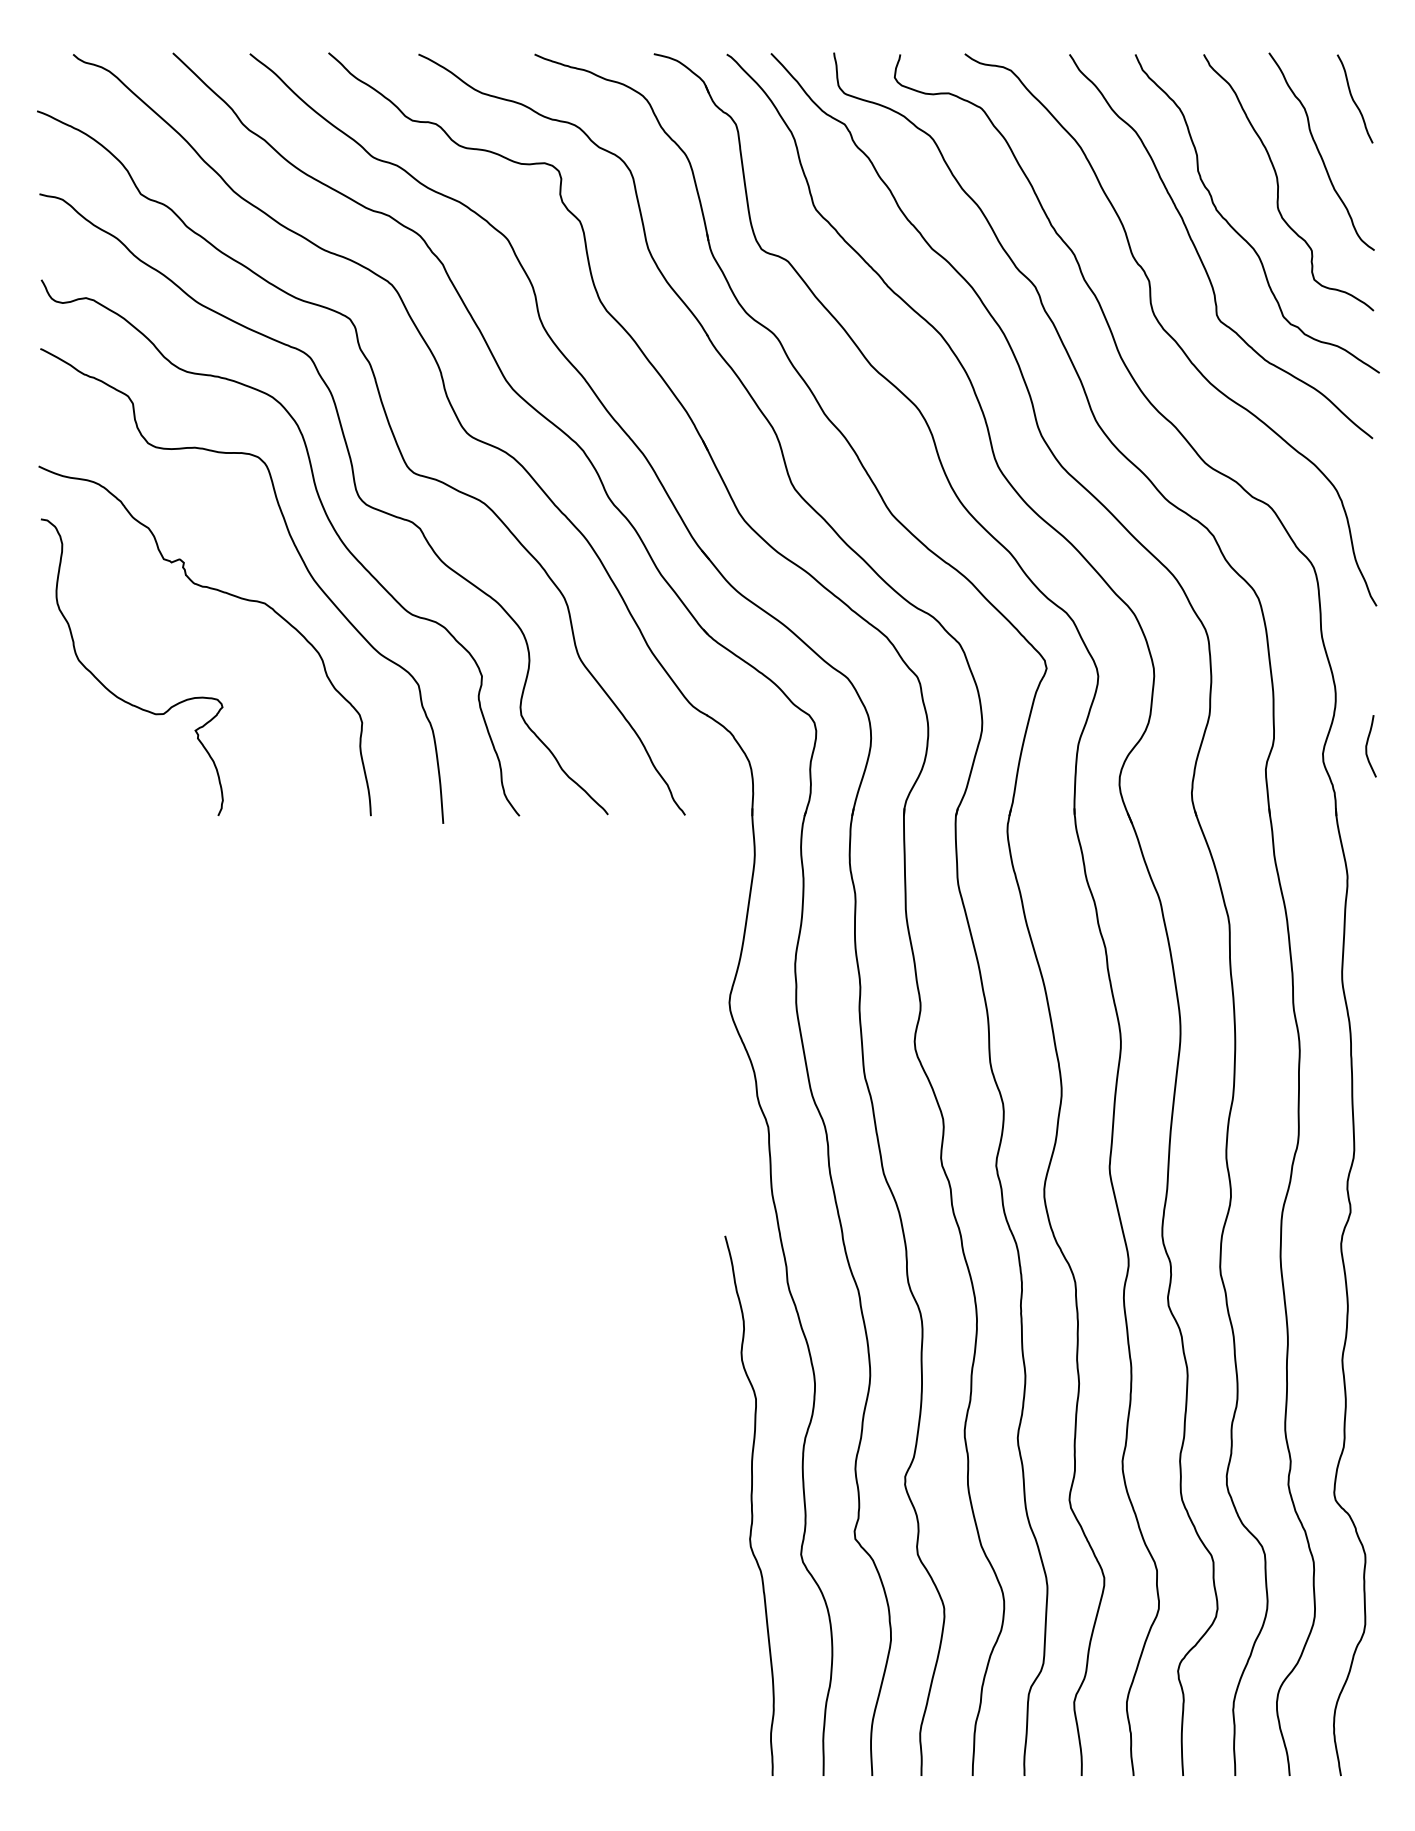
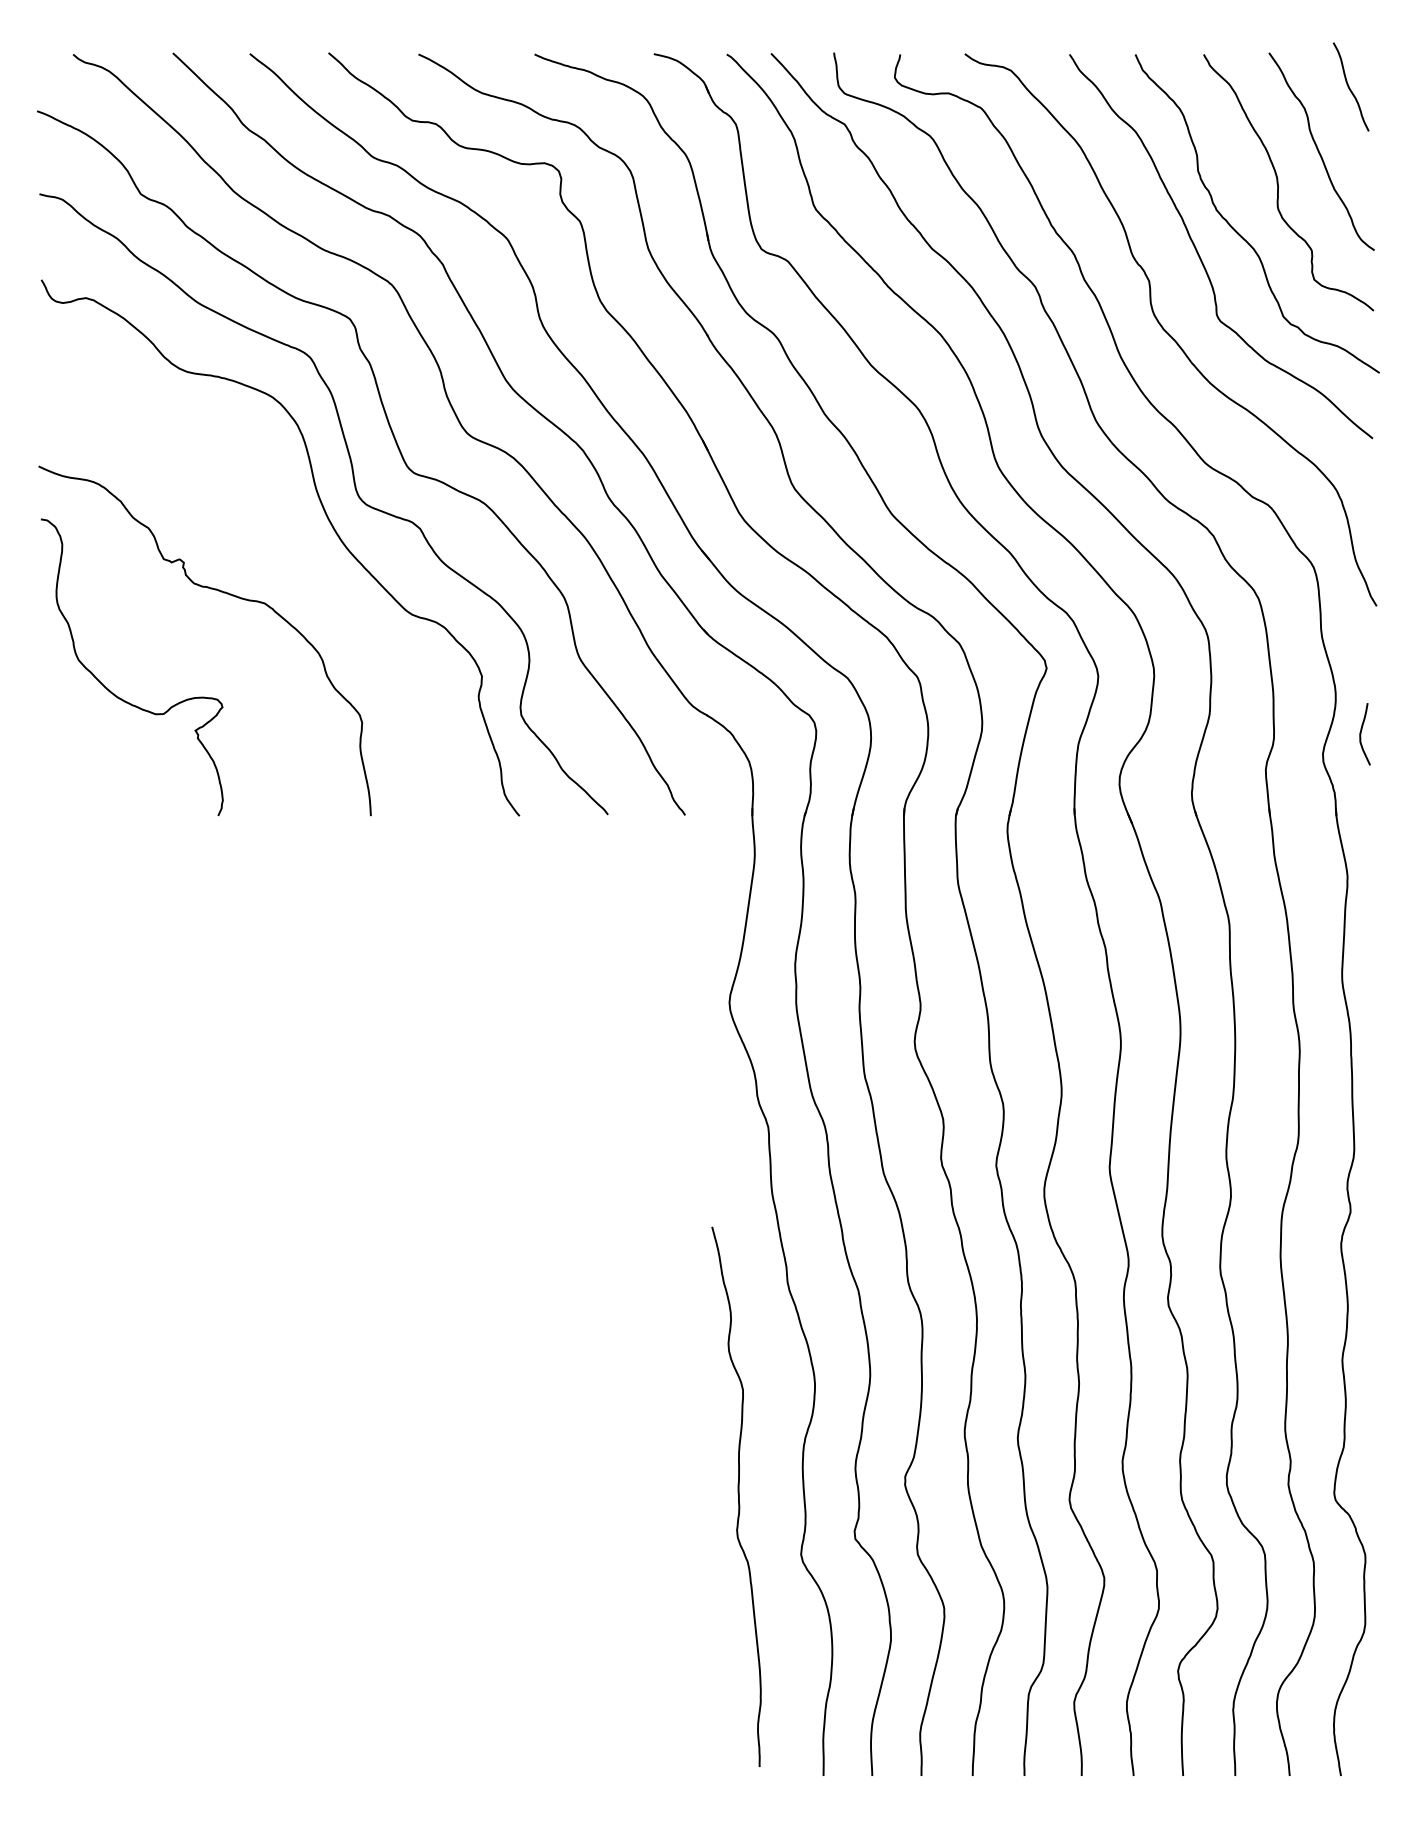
curve position: (1353, 98) -> (1349, 86) (1349, 86)
curve: present -> none (299, 556)
curve position: (1367, 746) -> (1361, 734) (1361, 734)
curve position: (751, 1505) -> (738, 1496) (738, 1496)
